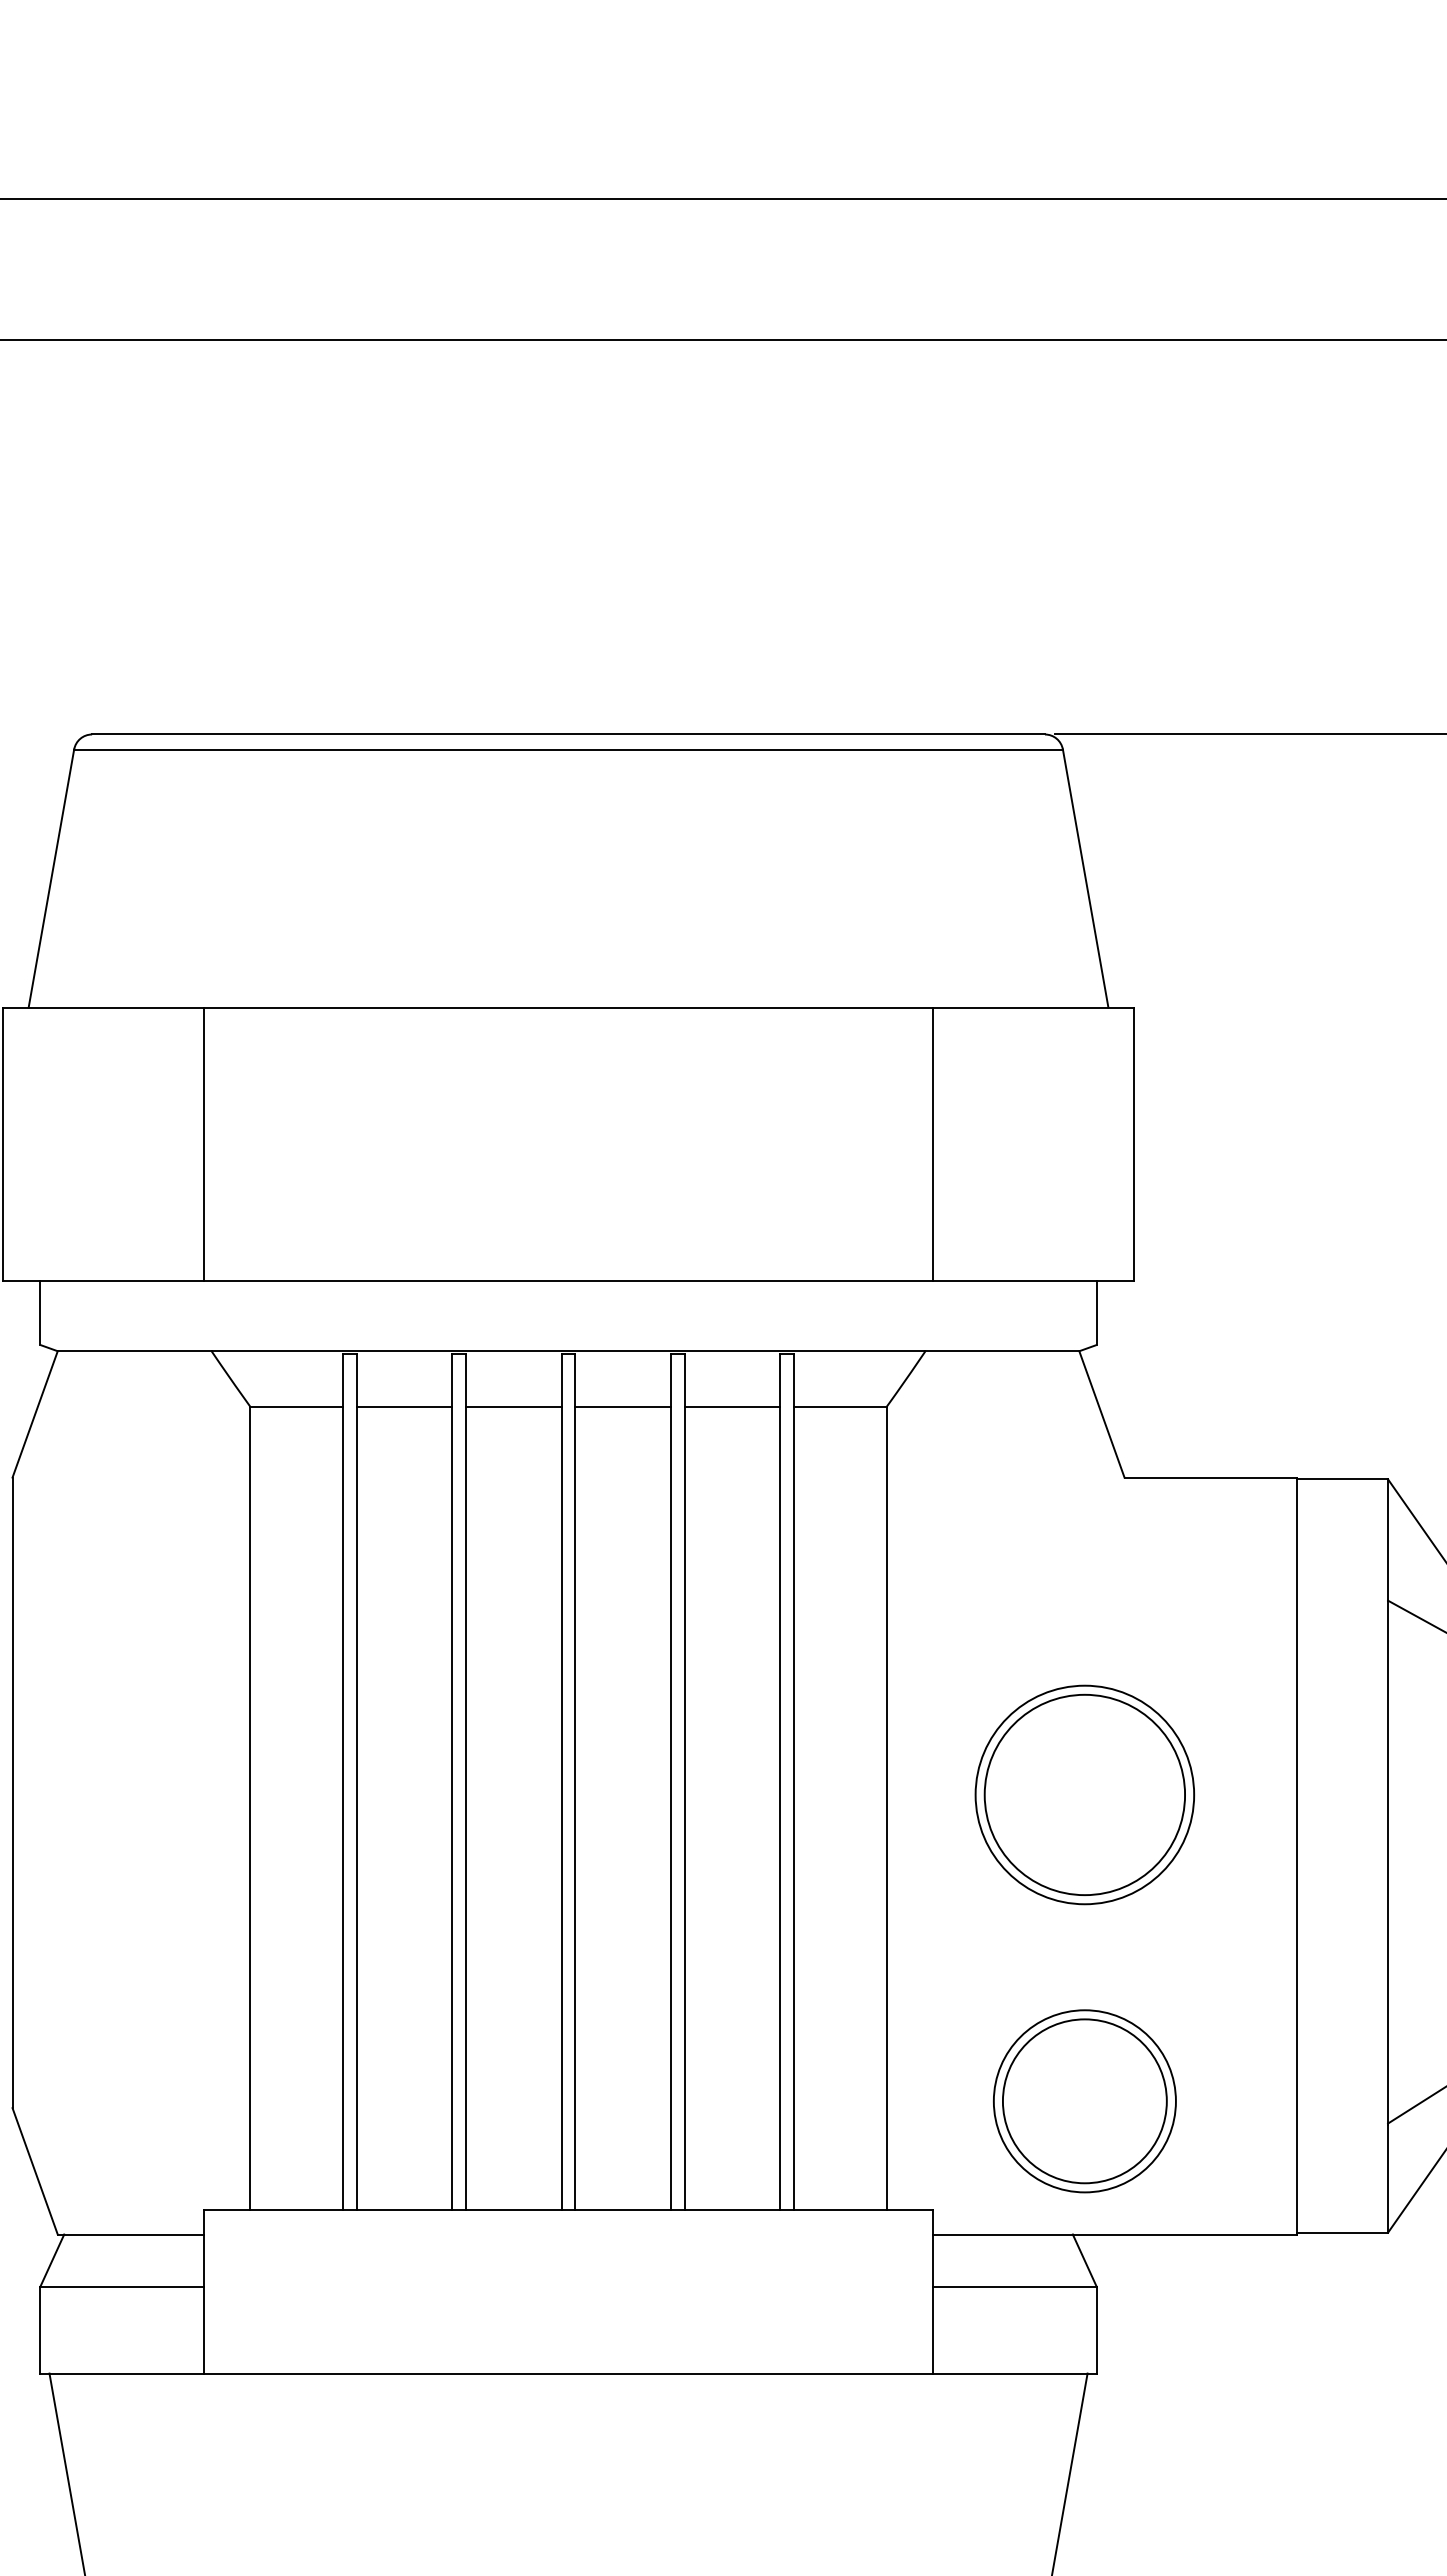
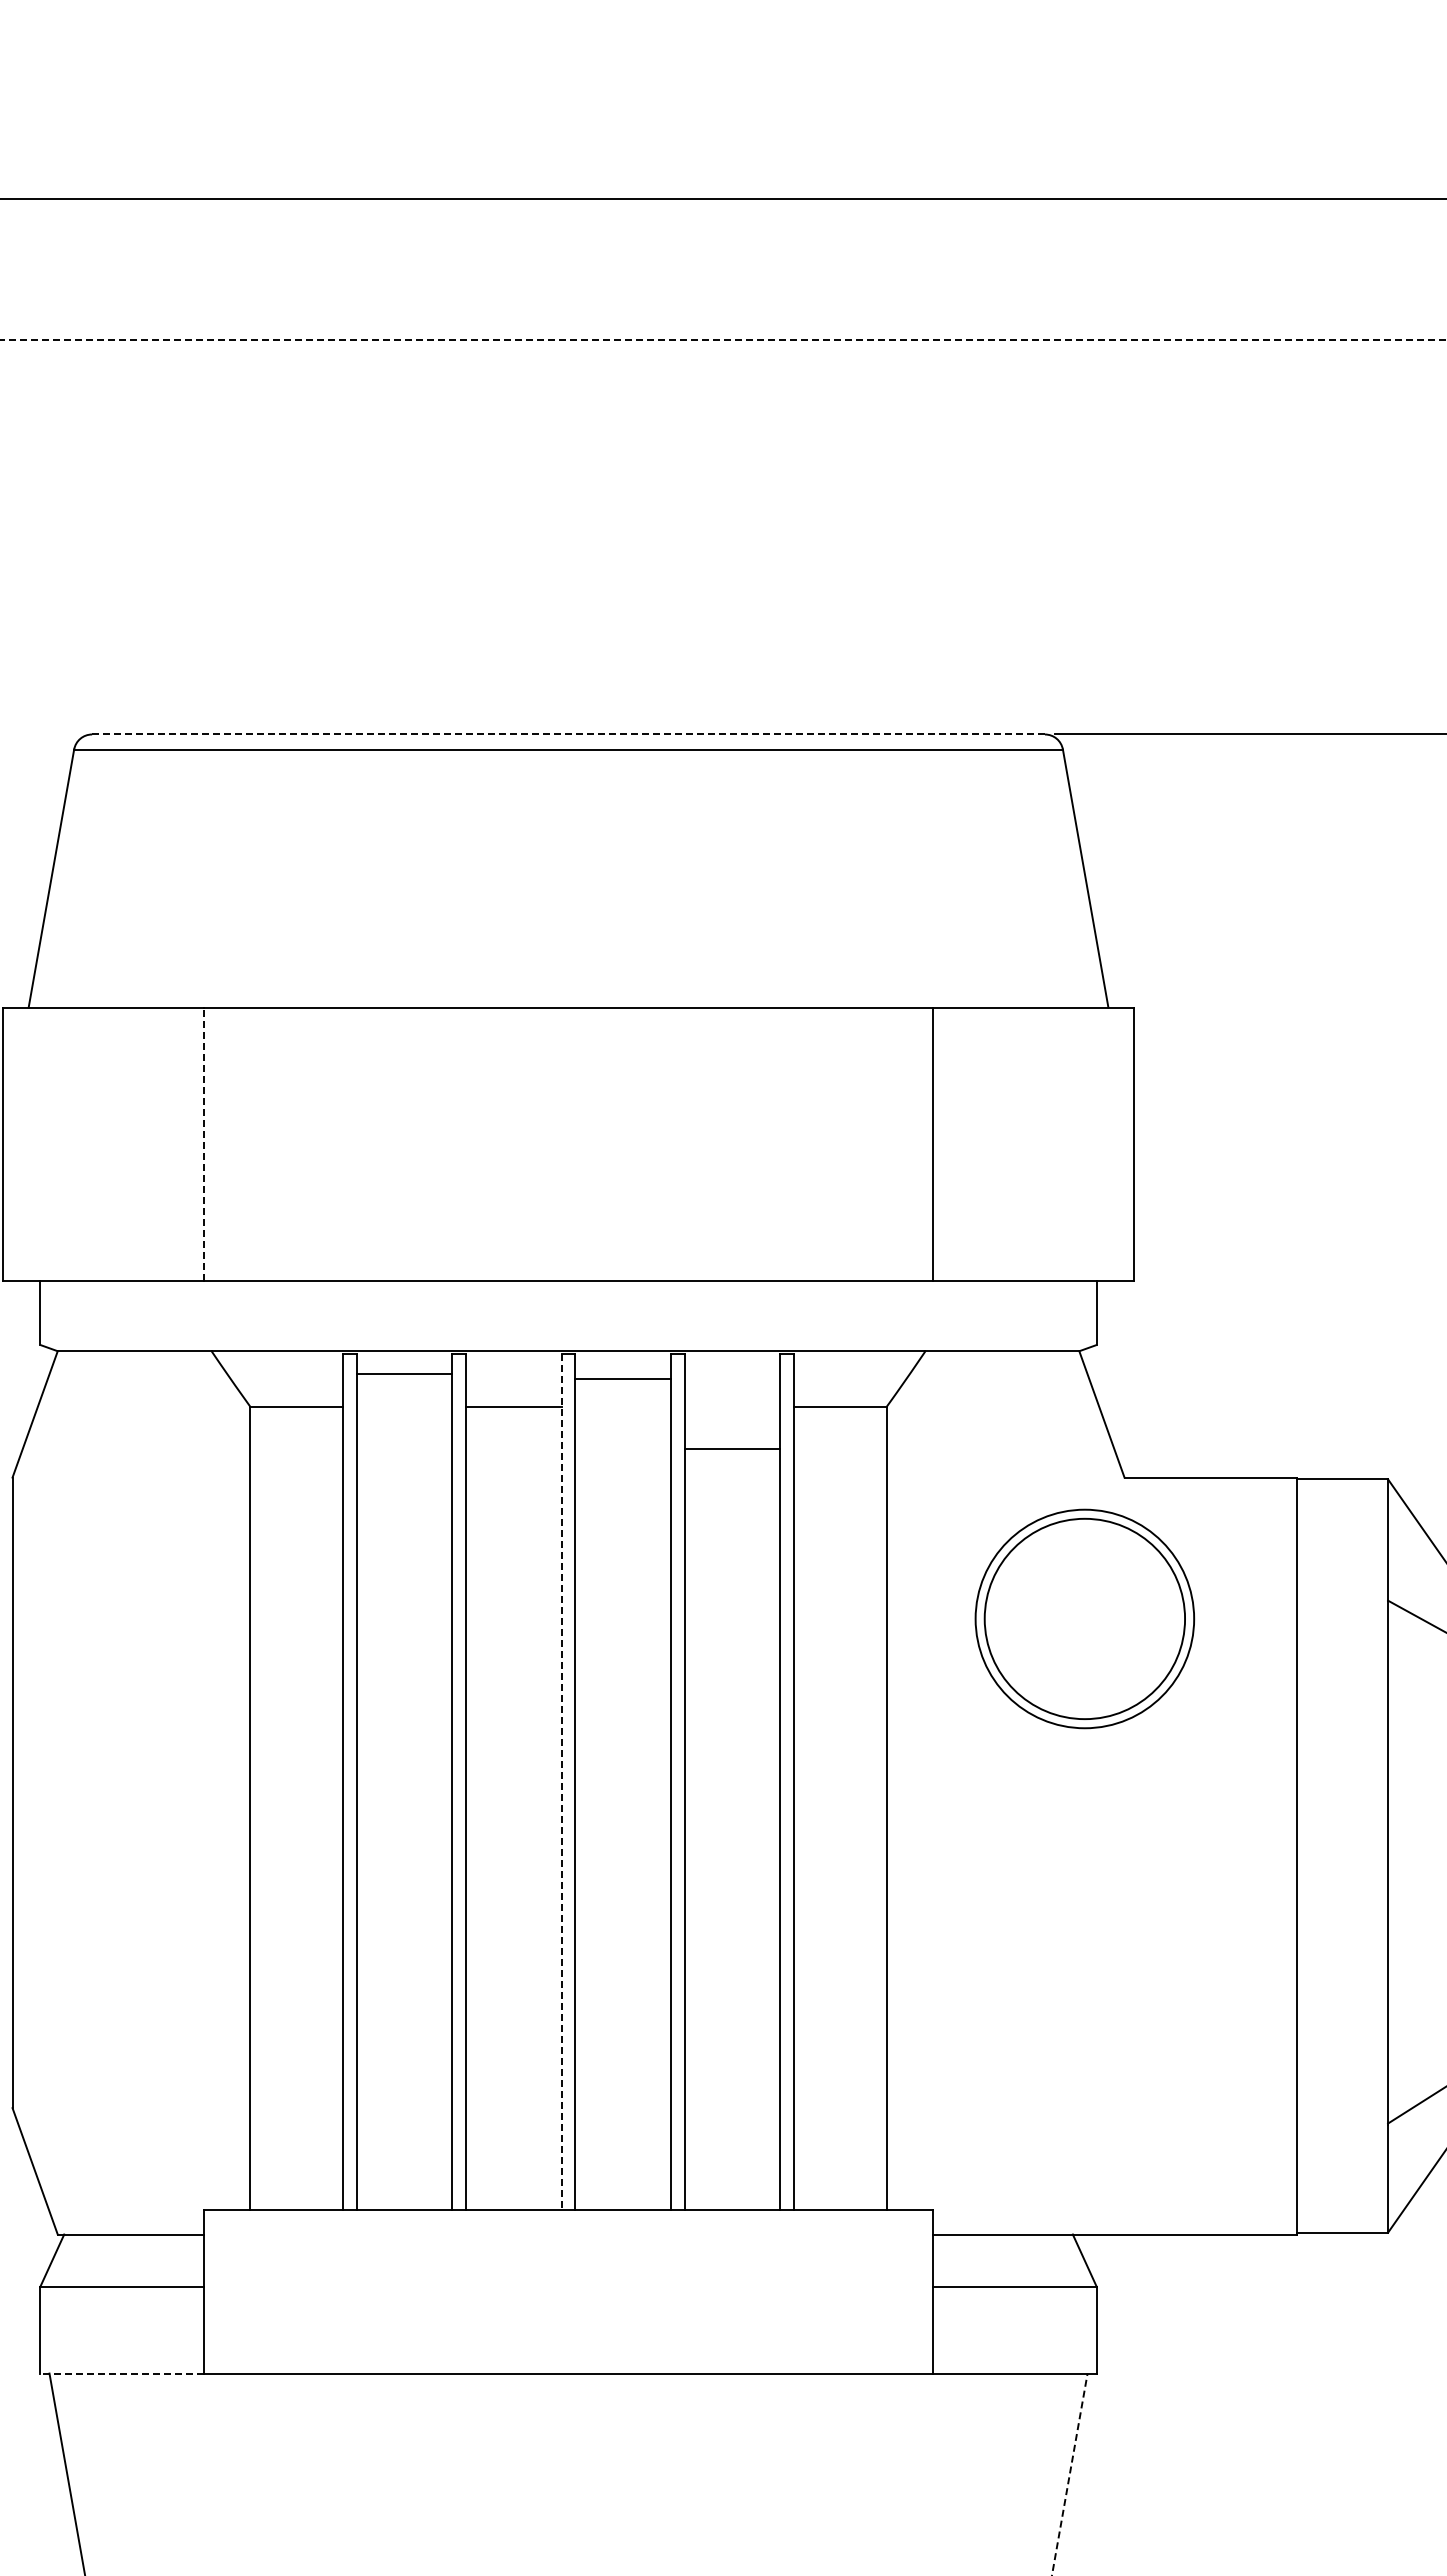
line: solid -> dashed (723, 340)
line: solid -> dashed (568, 734)
line: solid -> dashed (204, 1144)
line position: (404, 1406) -> (404, 1373) (404, 1373)
line position: (622, 1406) -> (622, 1378) (622, 1378)
line position: (732, 1406) -> (732, 1448) (732, 1448)
line: solid -> dashed (561, 1781)
part position: (1084, 1794) -> (1084, 1618) (1084, 1618)
part: present -> none (1084, 2101)
line: solid -> dashed (122, 2373)
line: solid -> dashed (1069, 2474)
